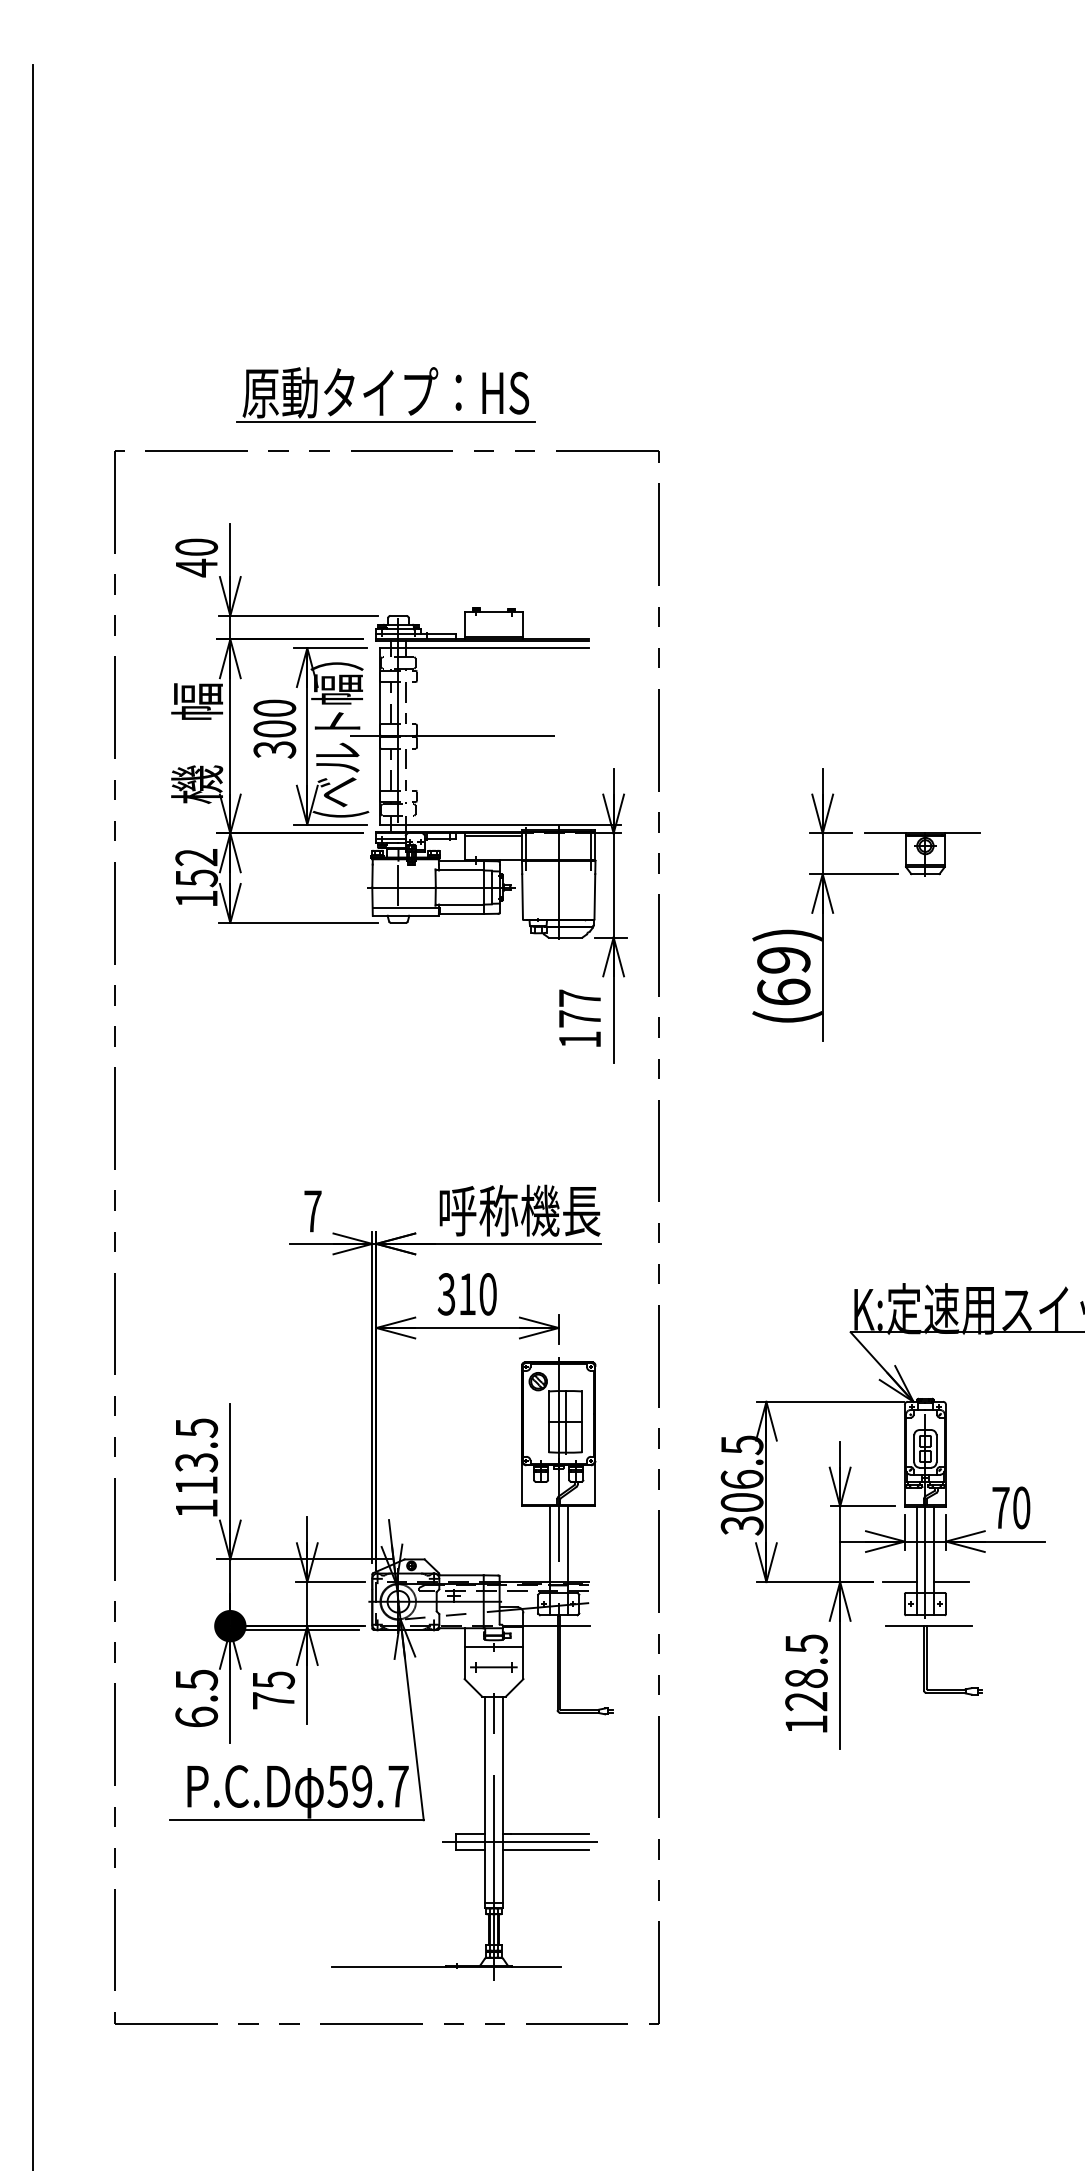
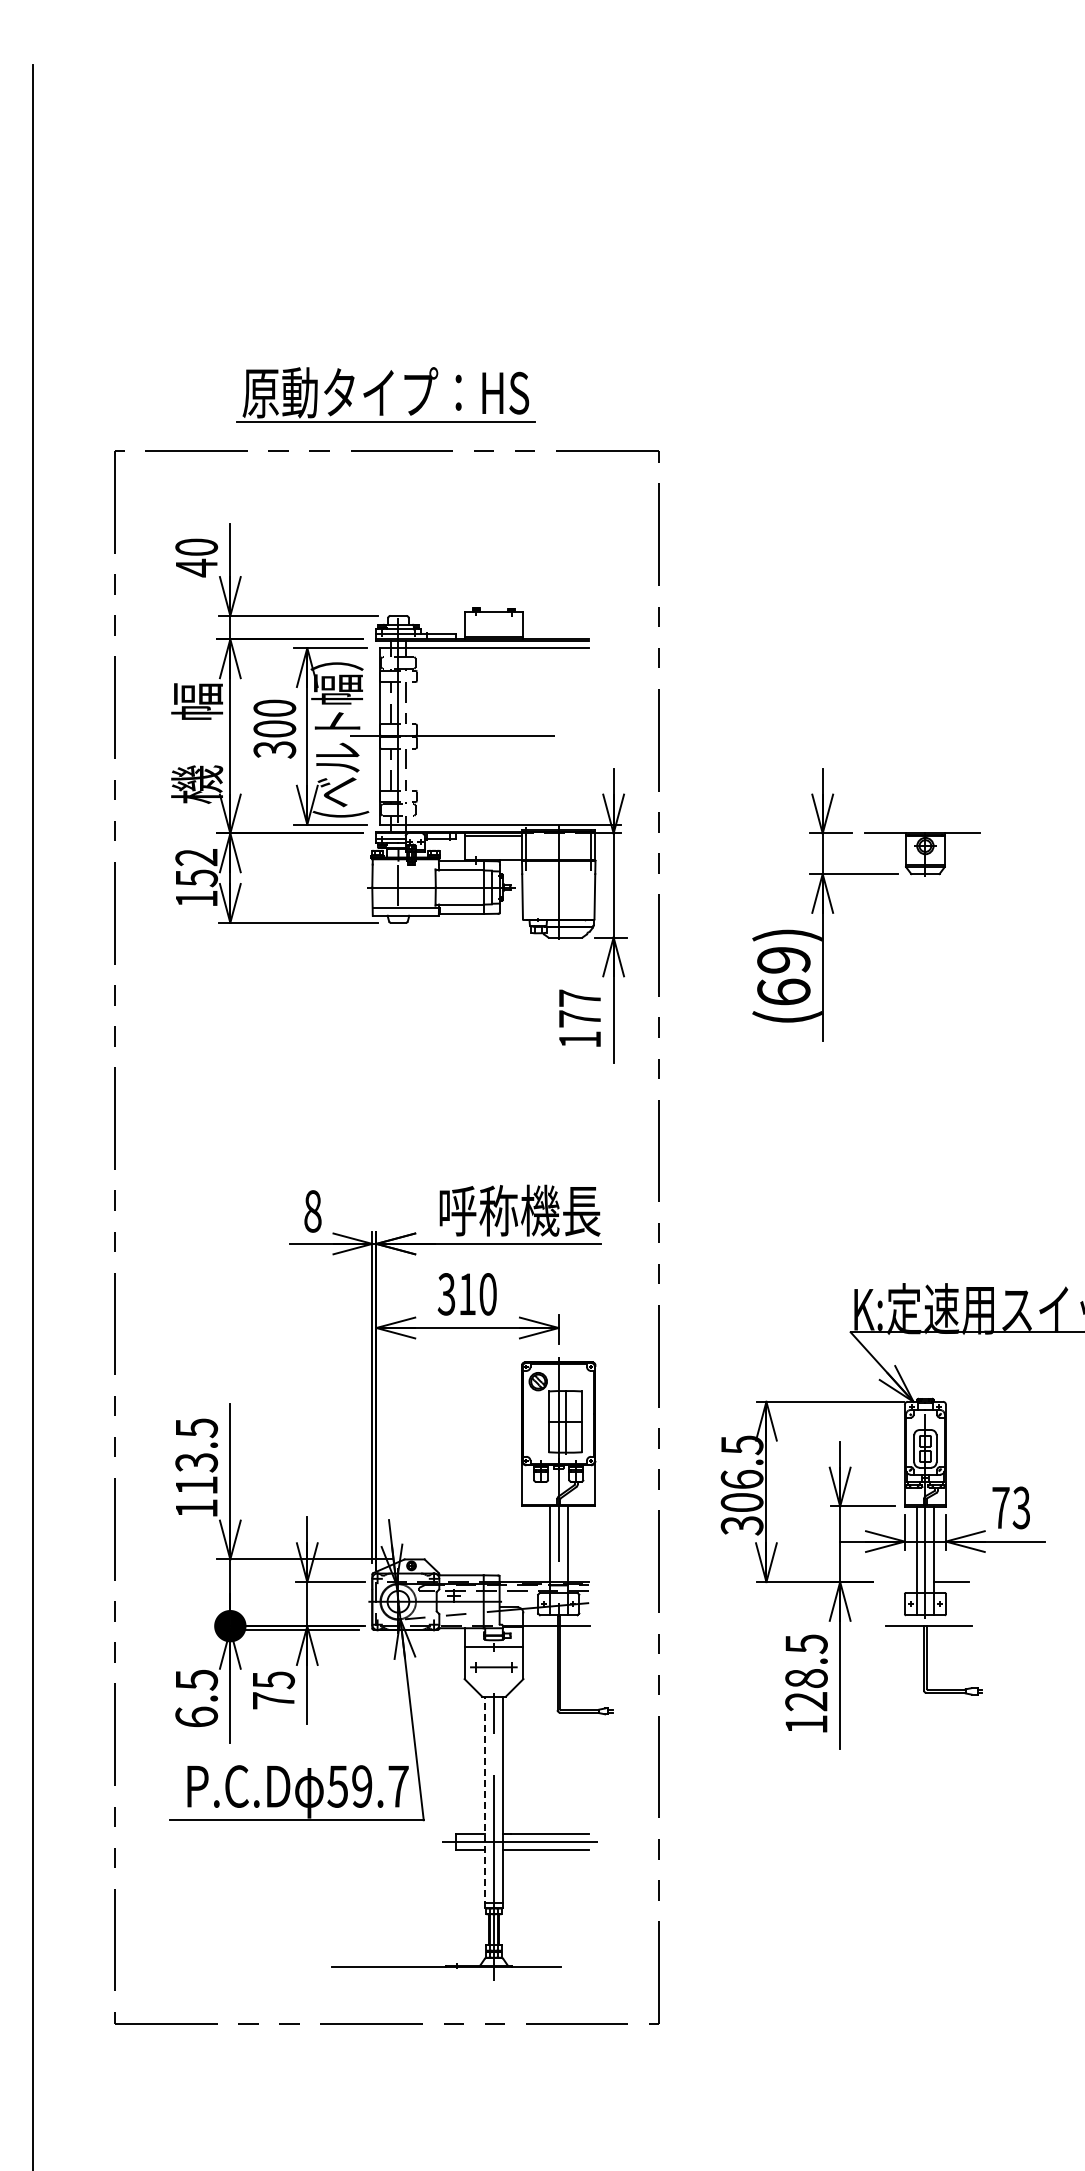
text: 7 -> 8 (312, 1211)
text: 70 -> 73 (1021, 1507)
line: present -> none (899, 1582)
line: solid -> dashed (485, 1802)
